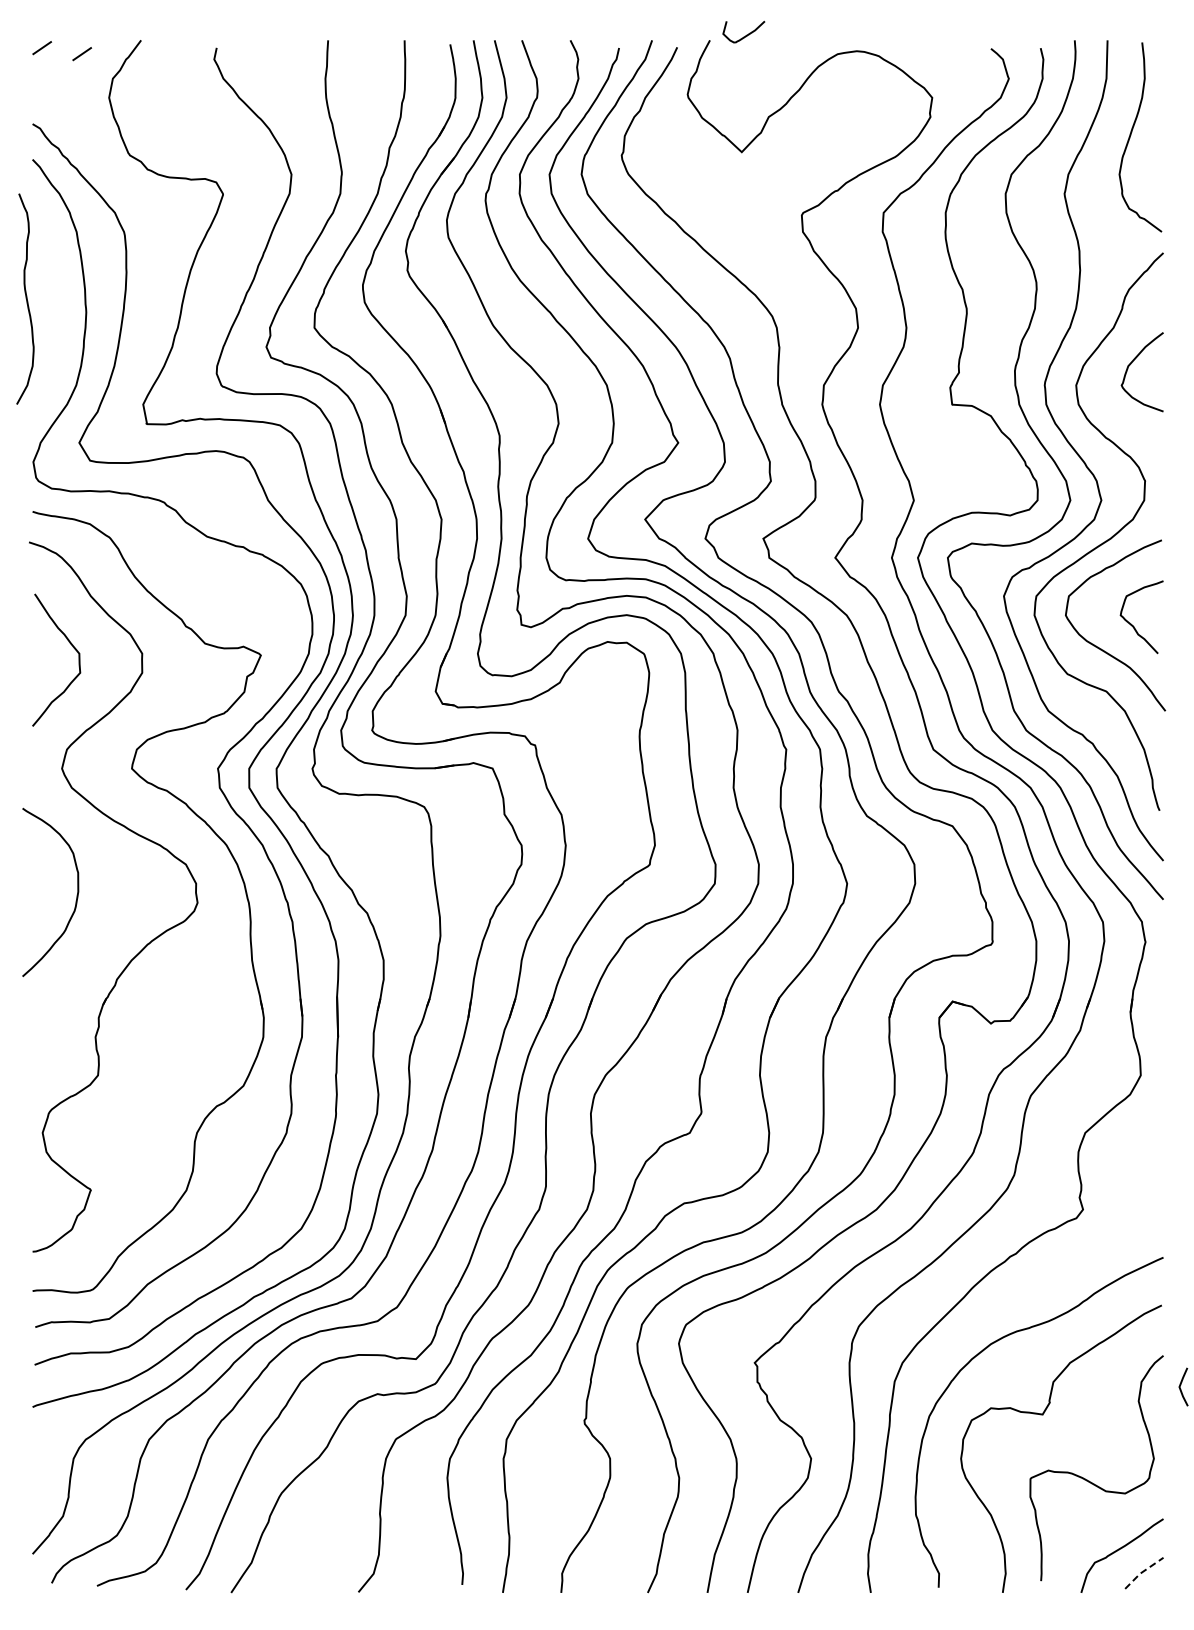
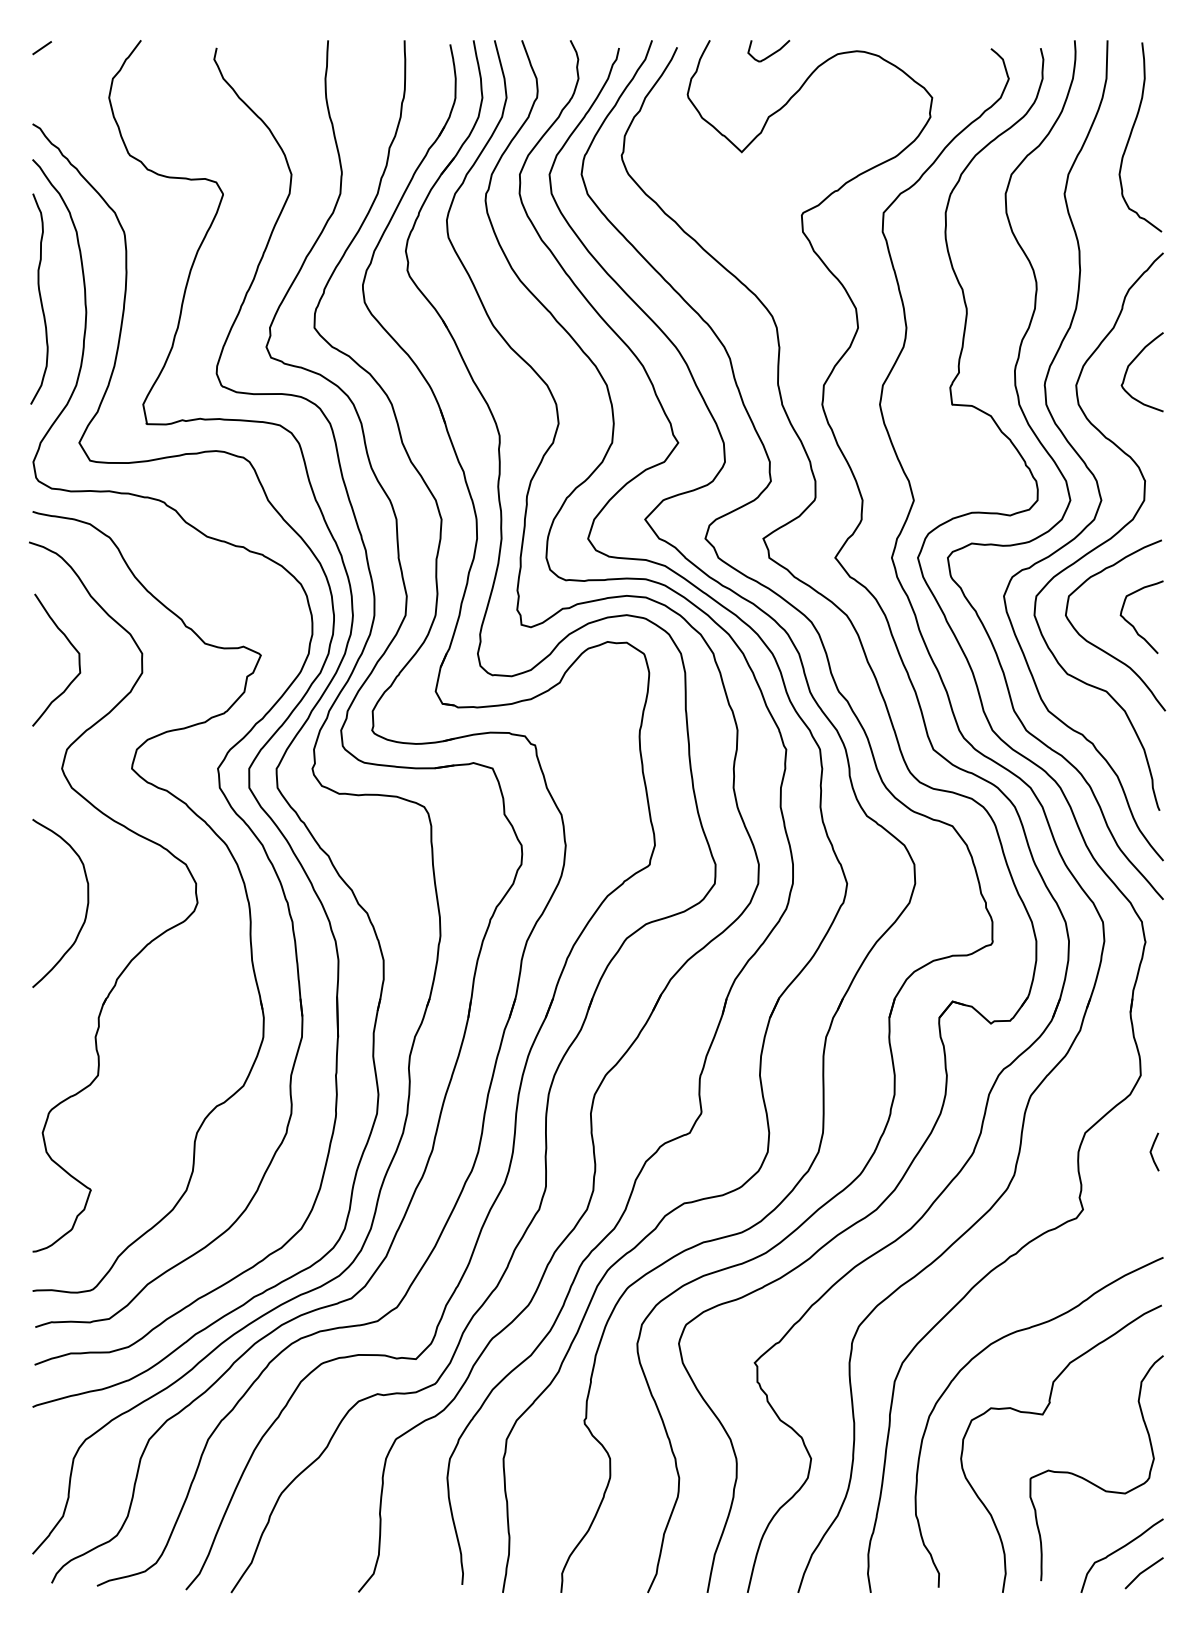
curve position: (746, 34) -> (771, 53) (771, 53)
line: present -> none (81, 54)
curve position: (25, 298) -> (39, 298) (39, 298)
curve position: (76, 895) -> (86, 906) (86, 906)
line position: (1181, 1385) -> (1152, 1150) (1152, 1150)
line: dashed -> solid (1142, 1572)
